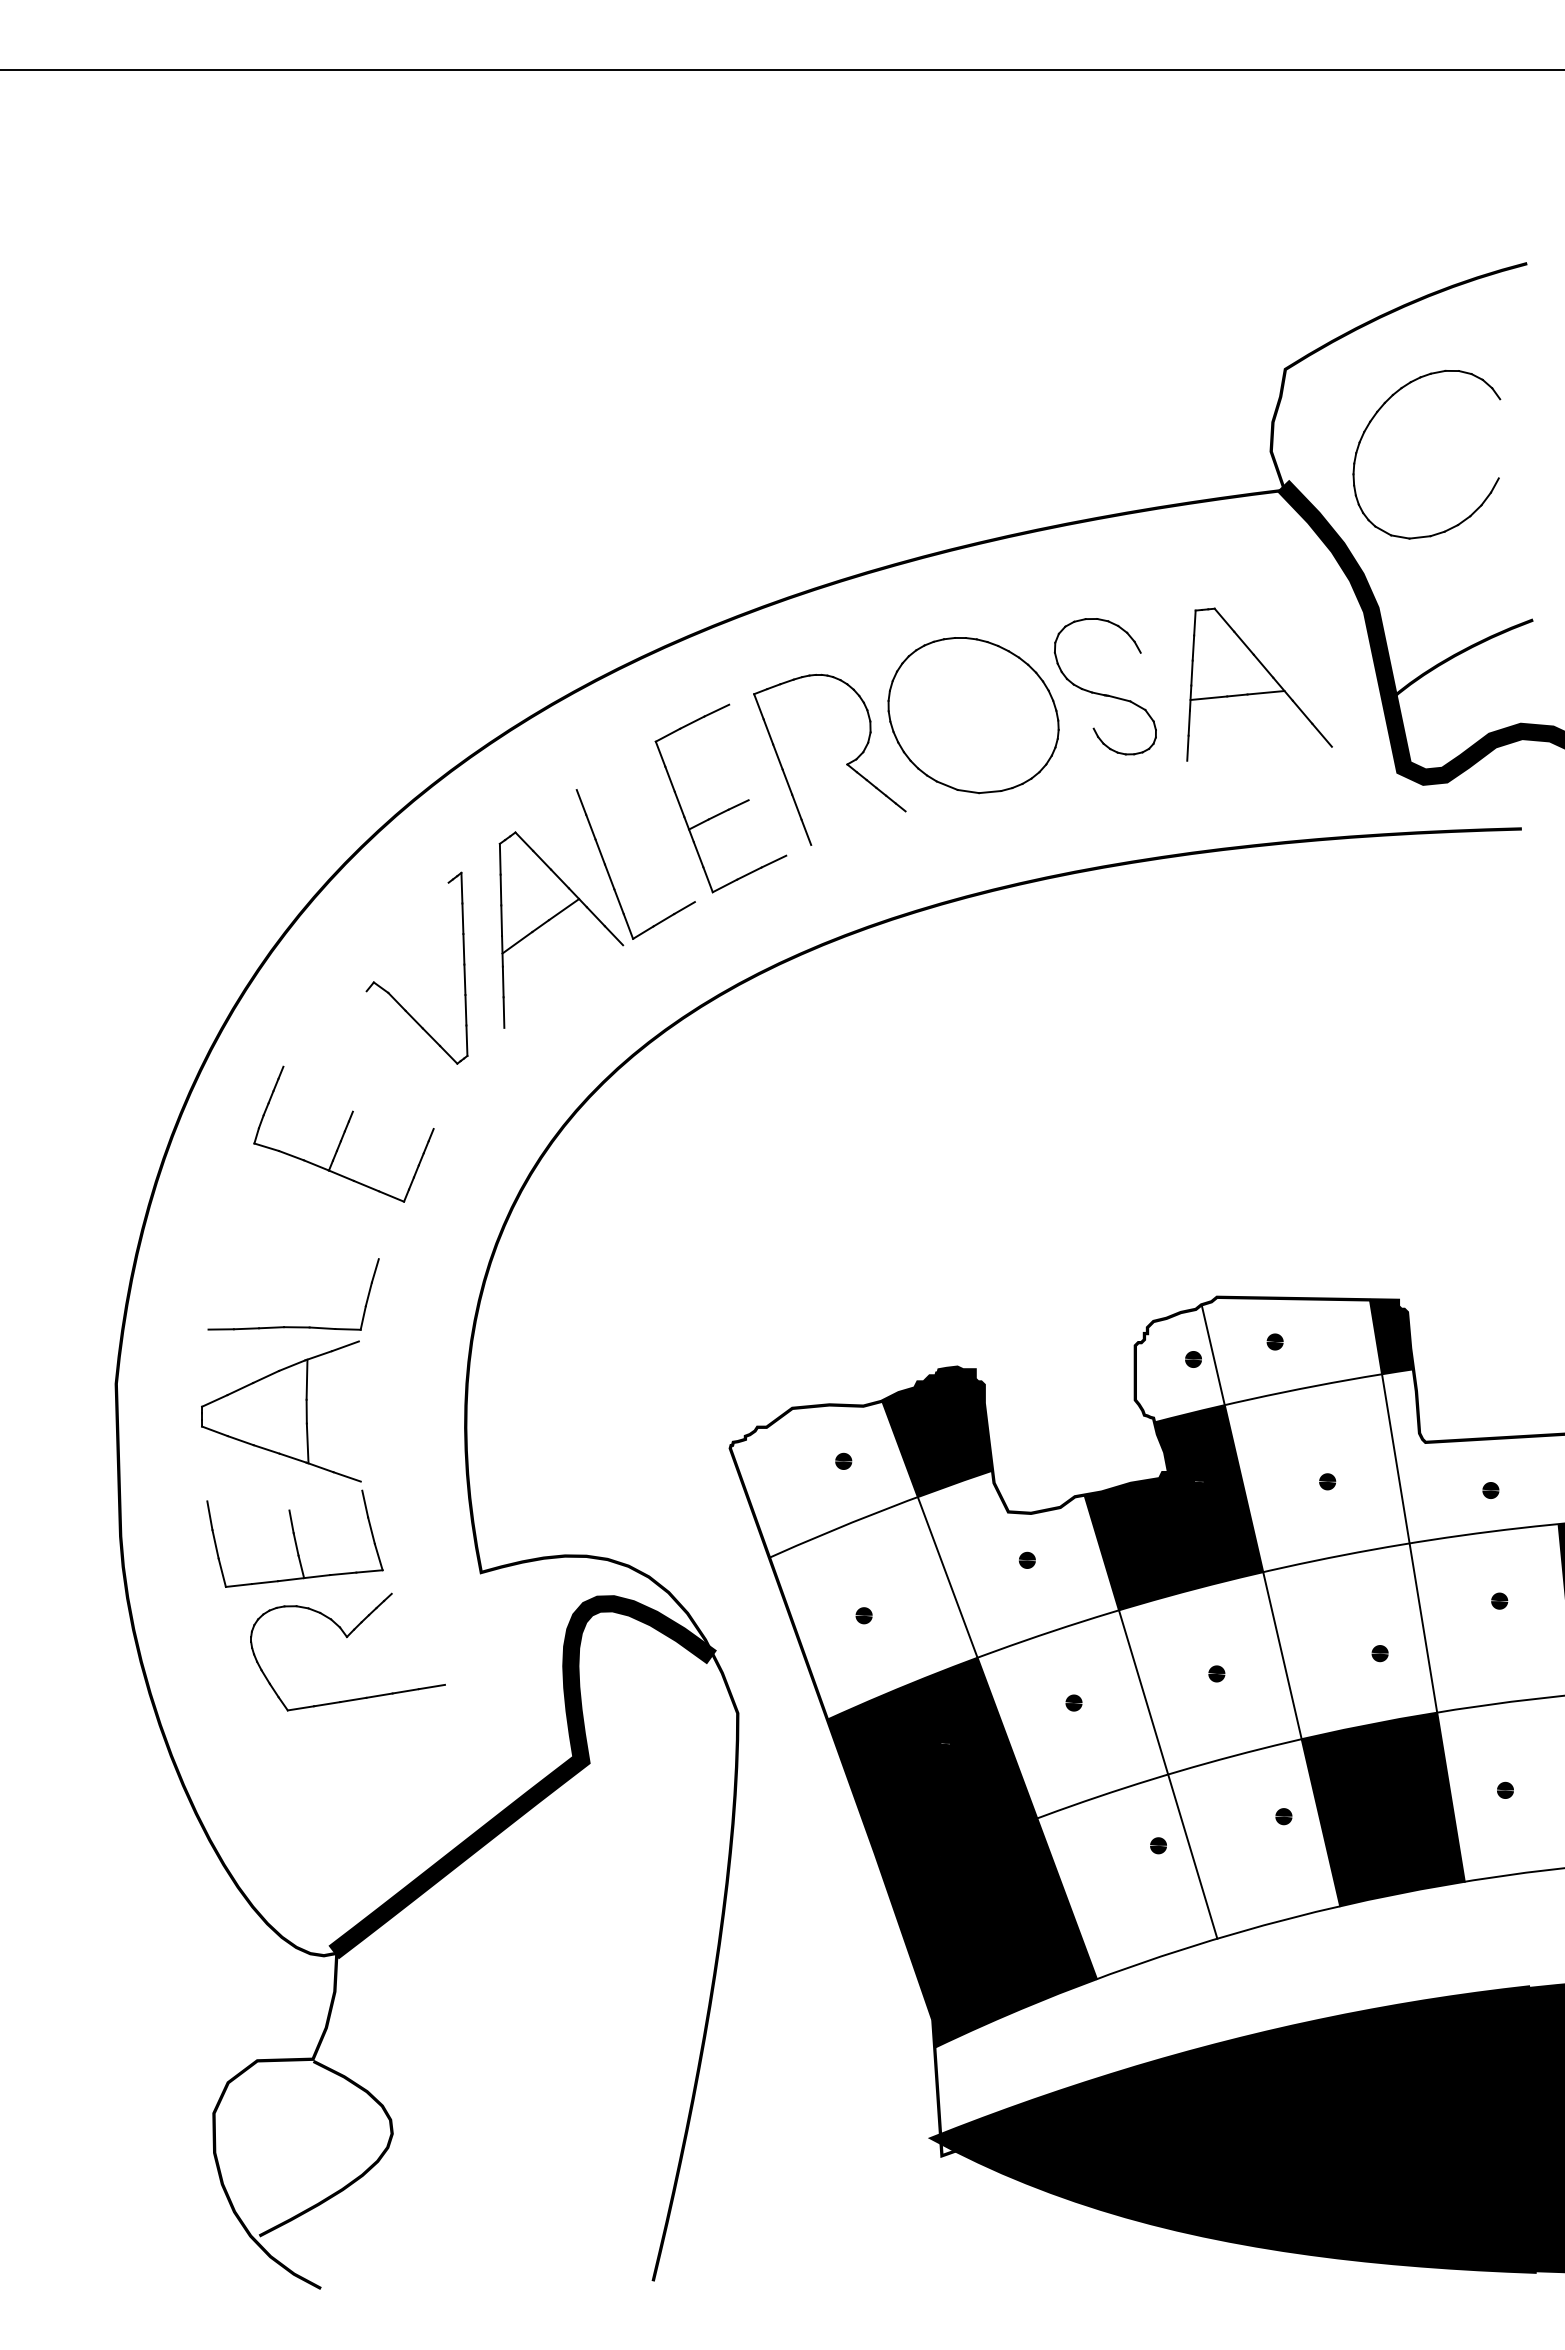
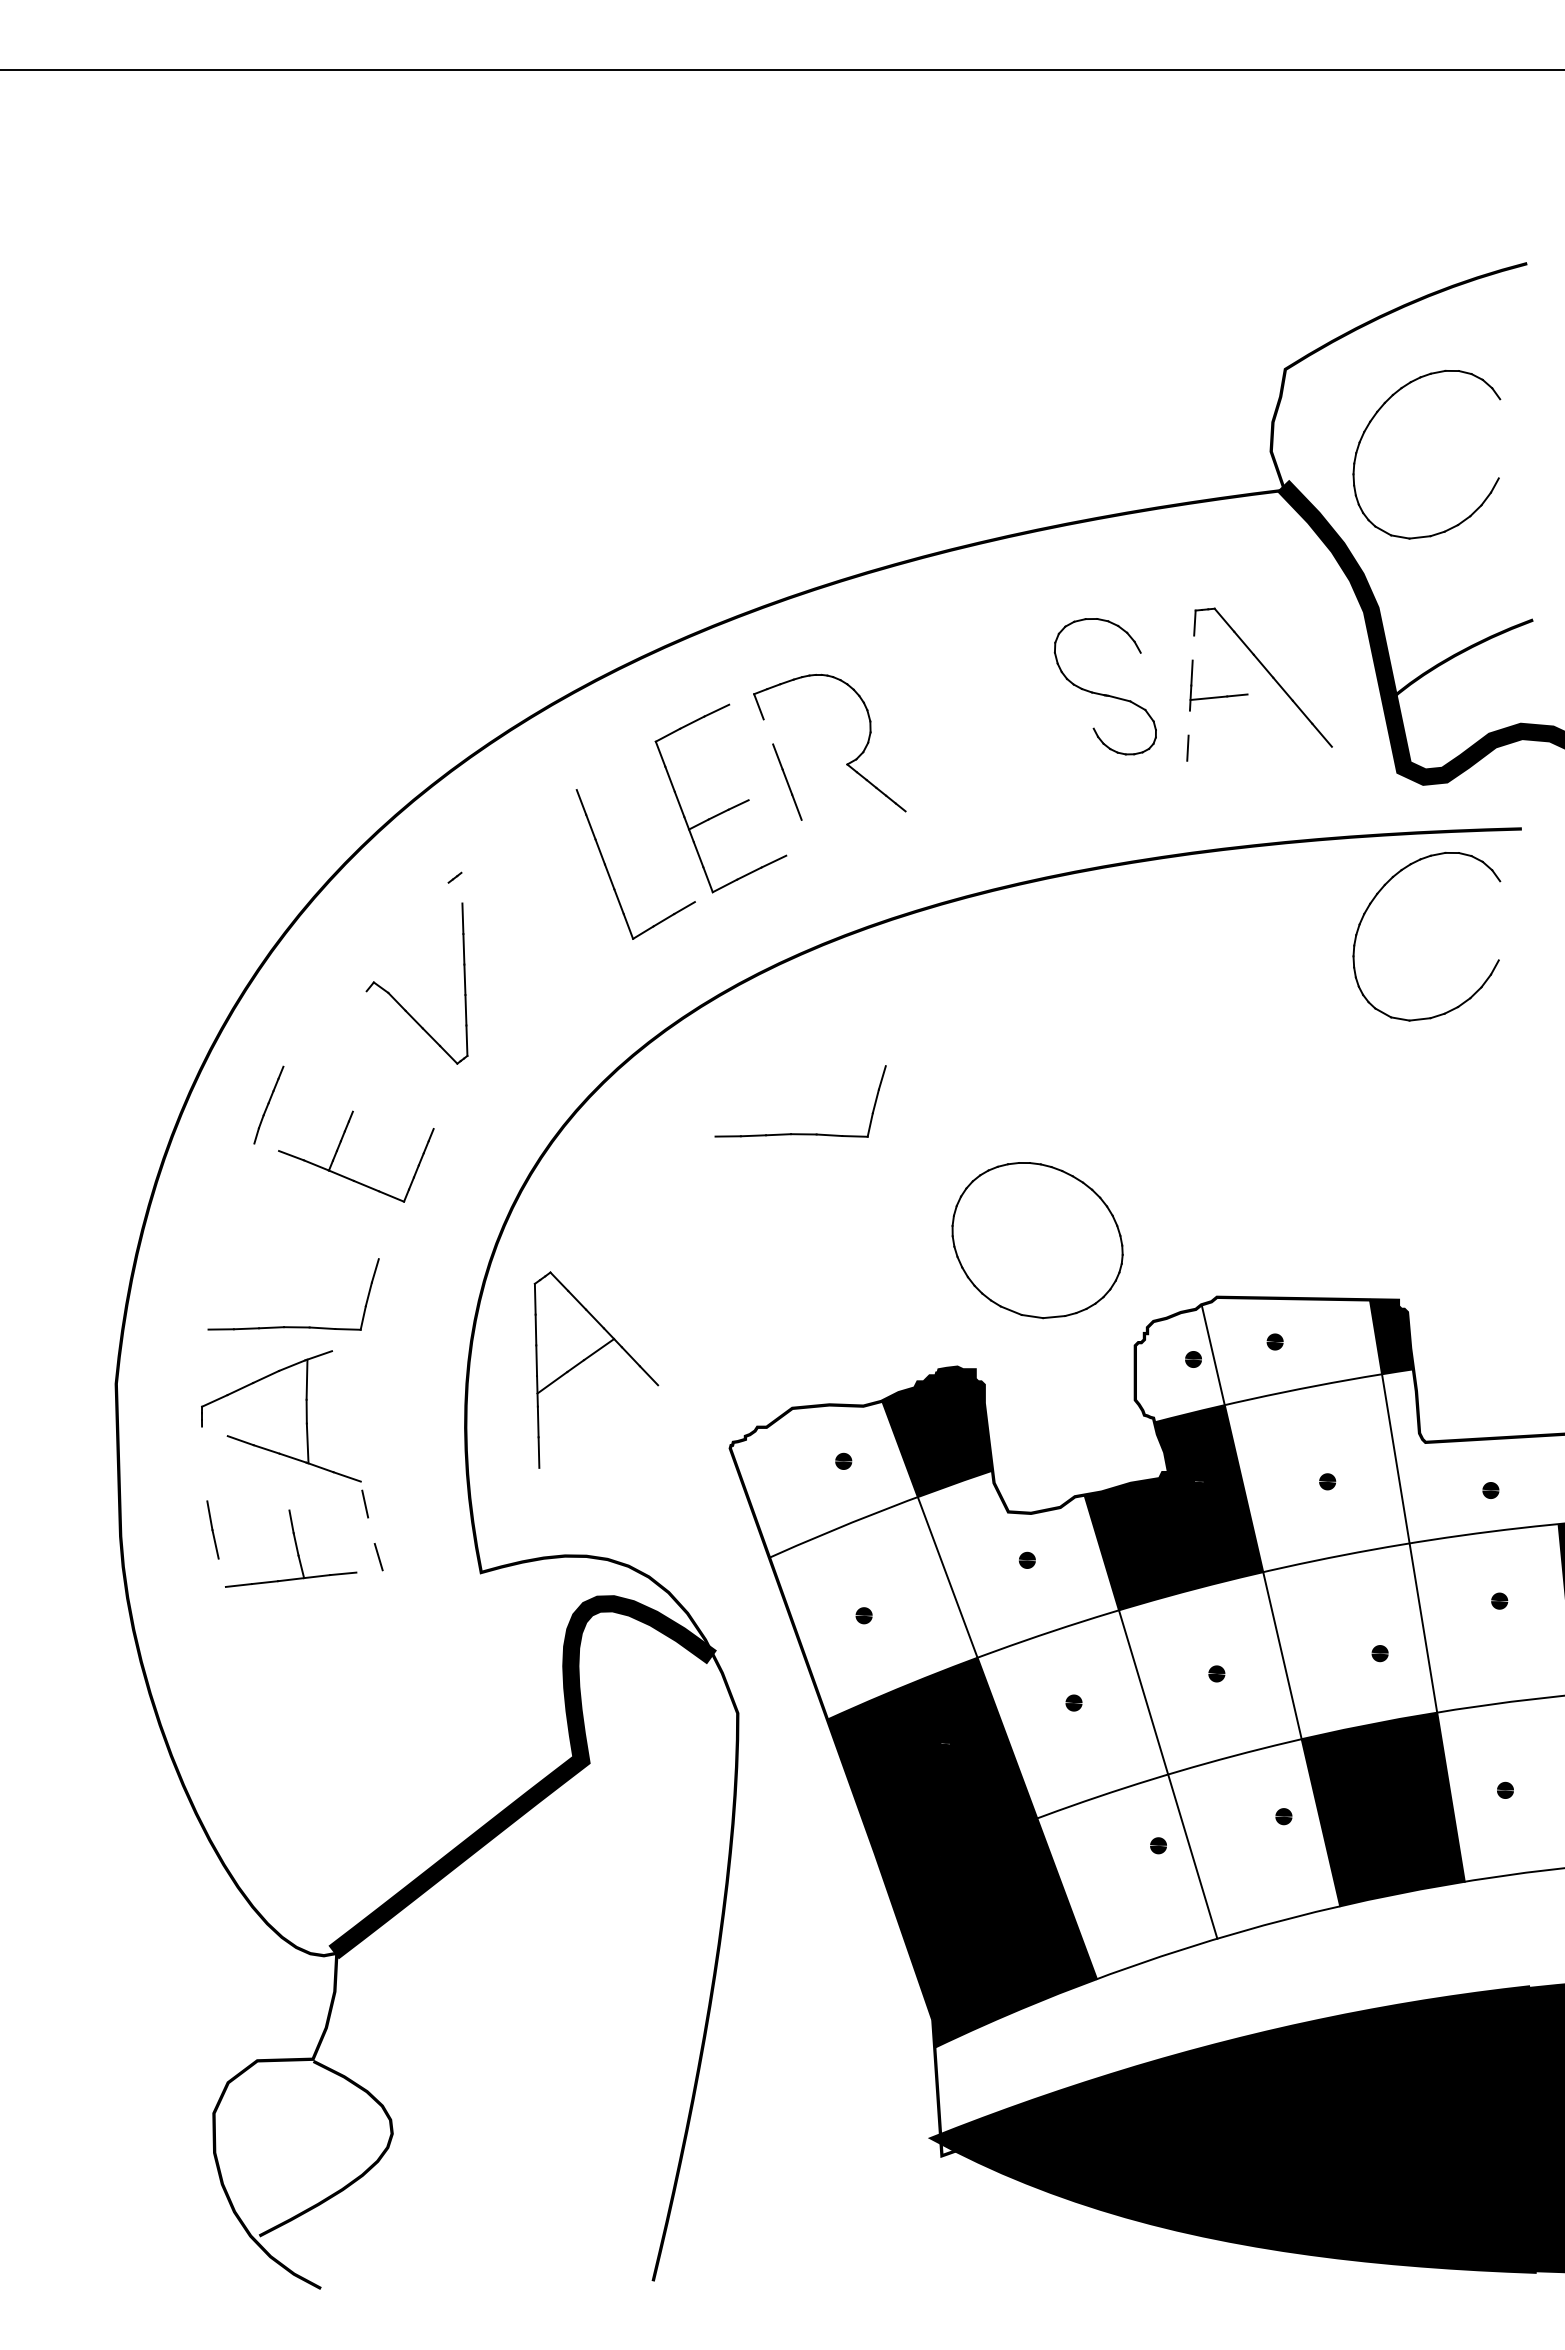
line: present -> none (1193, 647)
line: present -> none (1265, 692)
part position: (973, 715) -> (1037, 1240) (1037, 1240)
line: present -> none (1188, 722)
line: present -> none (768, 731)
line: present -> none (806, 832)
line: present -> none (461, 887)
part: none -> present (1375, 898)
part position: (553, 918) -> (588, 1358) (588, 1358)
part: none -> present (800, 1133)
line: present -> none (266, 1147)
line: present -> none (345, 1346)
line: present -> none (214, 1431)
line: present -> none (371, 1530)
line: present -> none (369, 1571)
line: present -> none (221, 1572)
part: present -> none (346, 1638)
